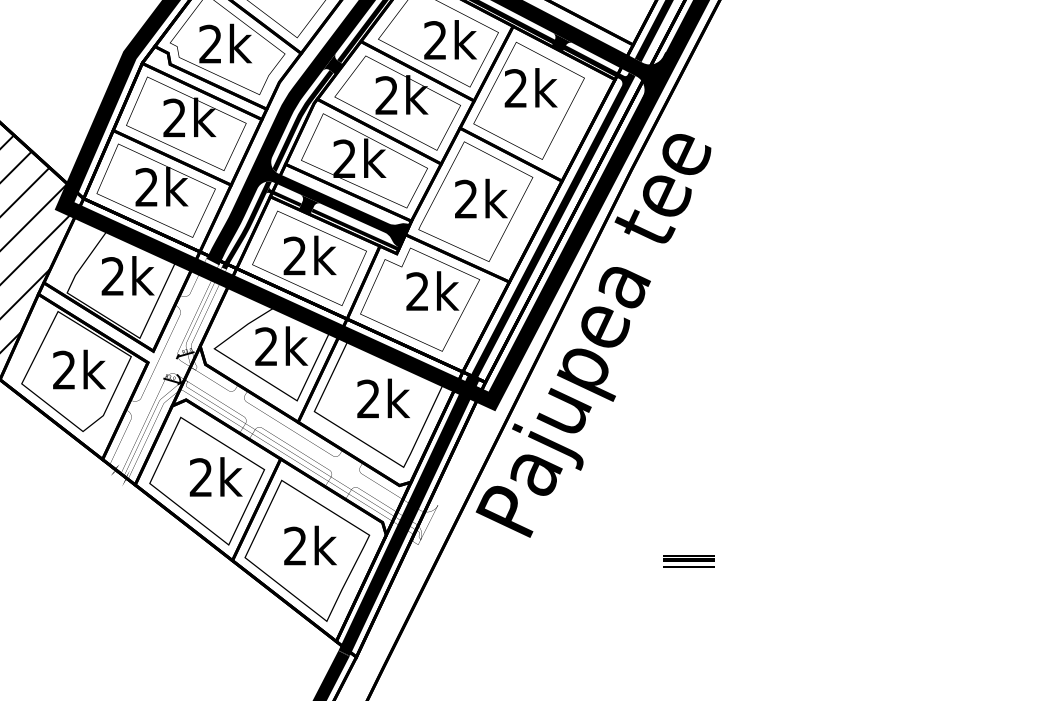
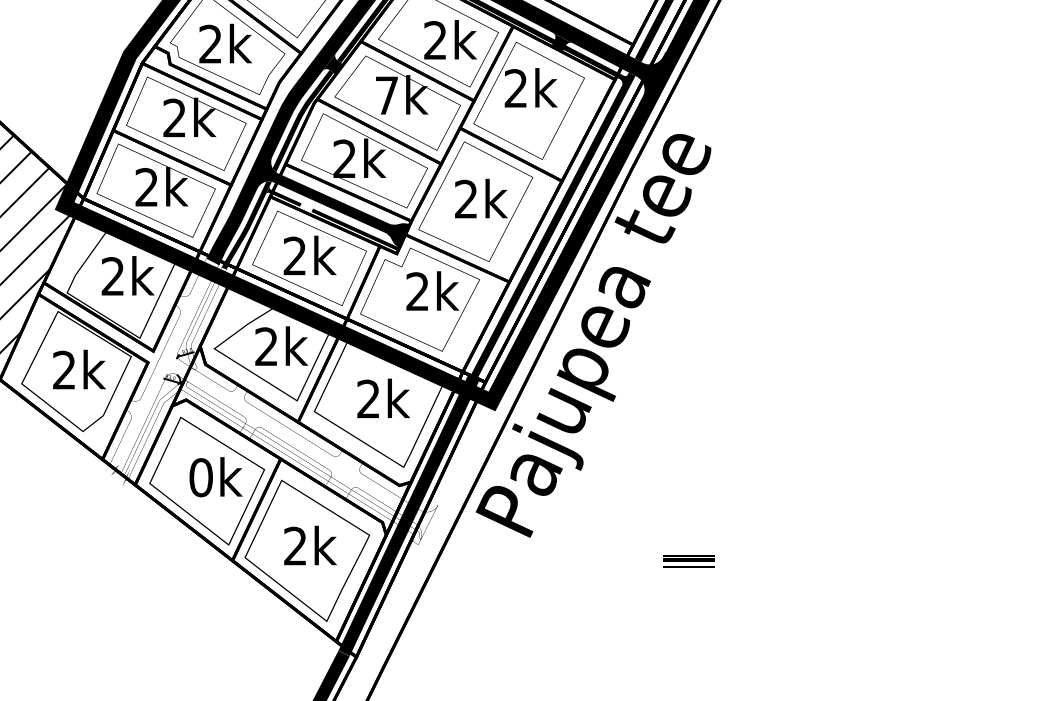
text: 2k -> 7k (386, 95)
fill: present -> none (310, 204)
text: 2k -> 0k (200, 477)
